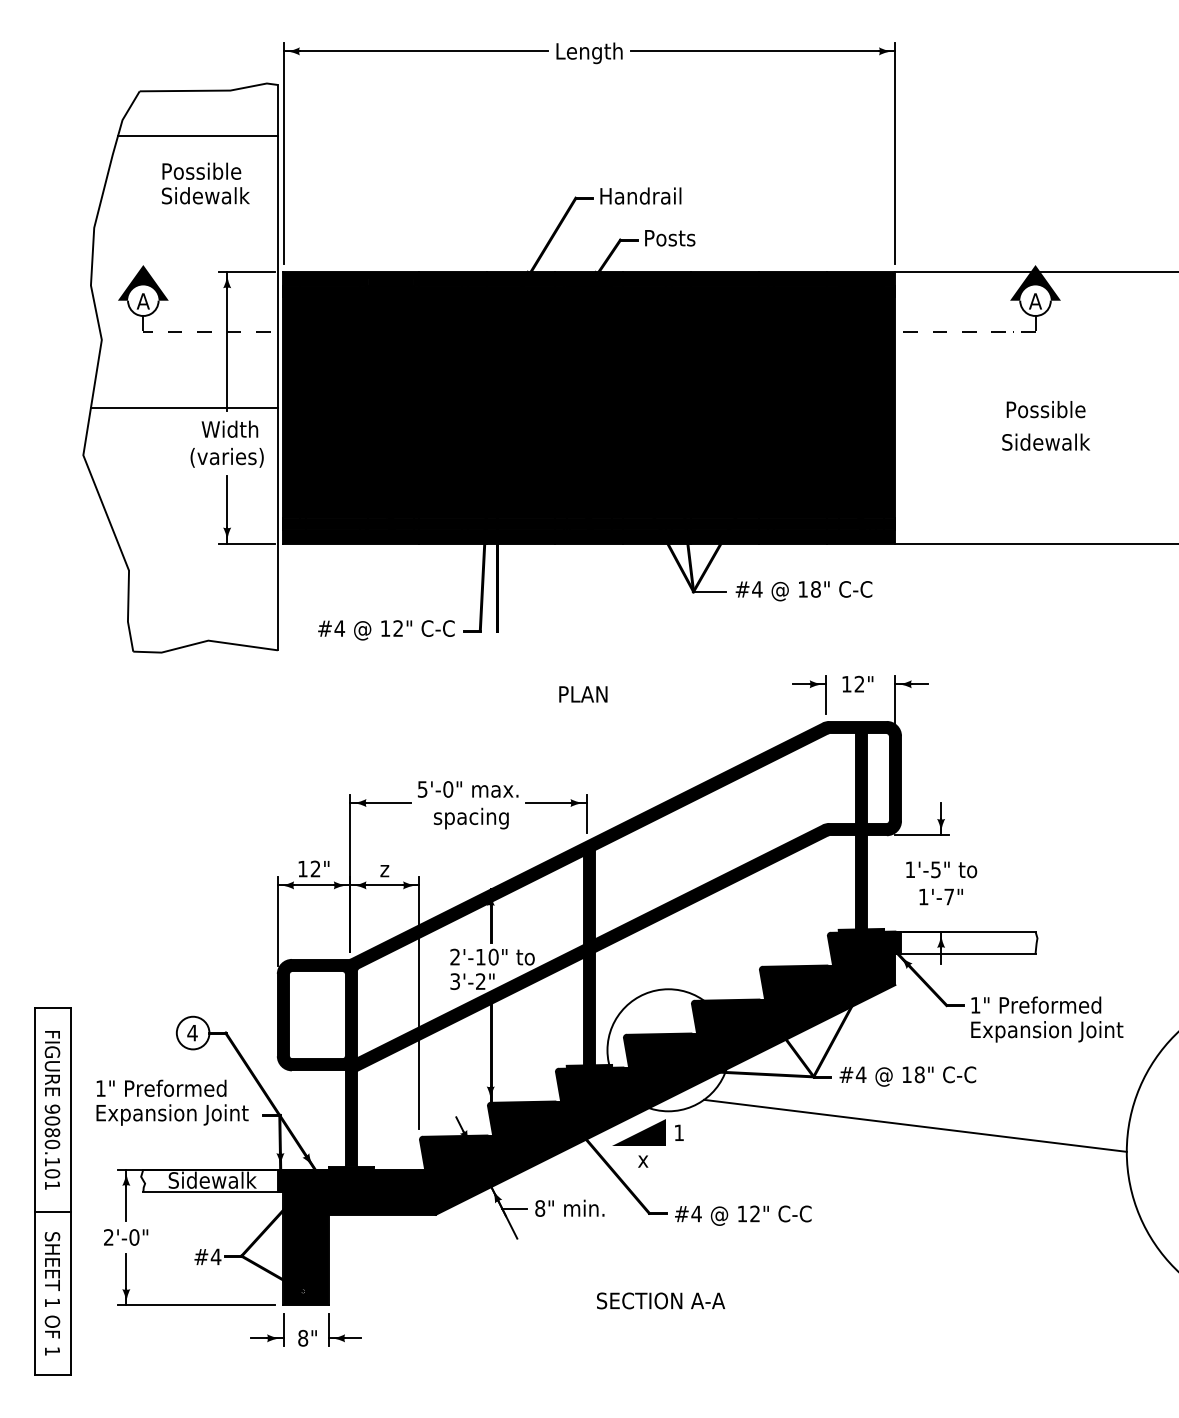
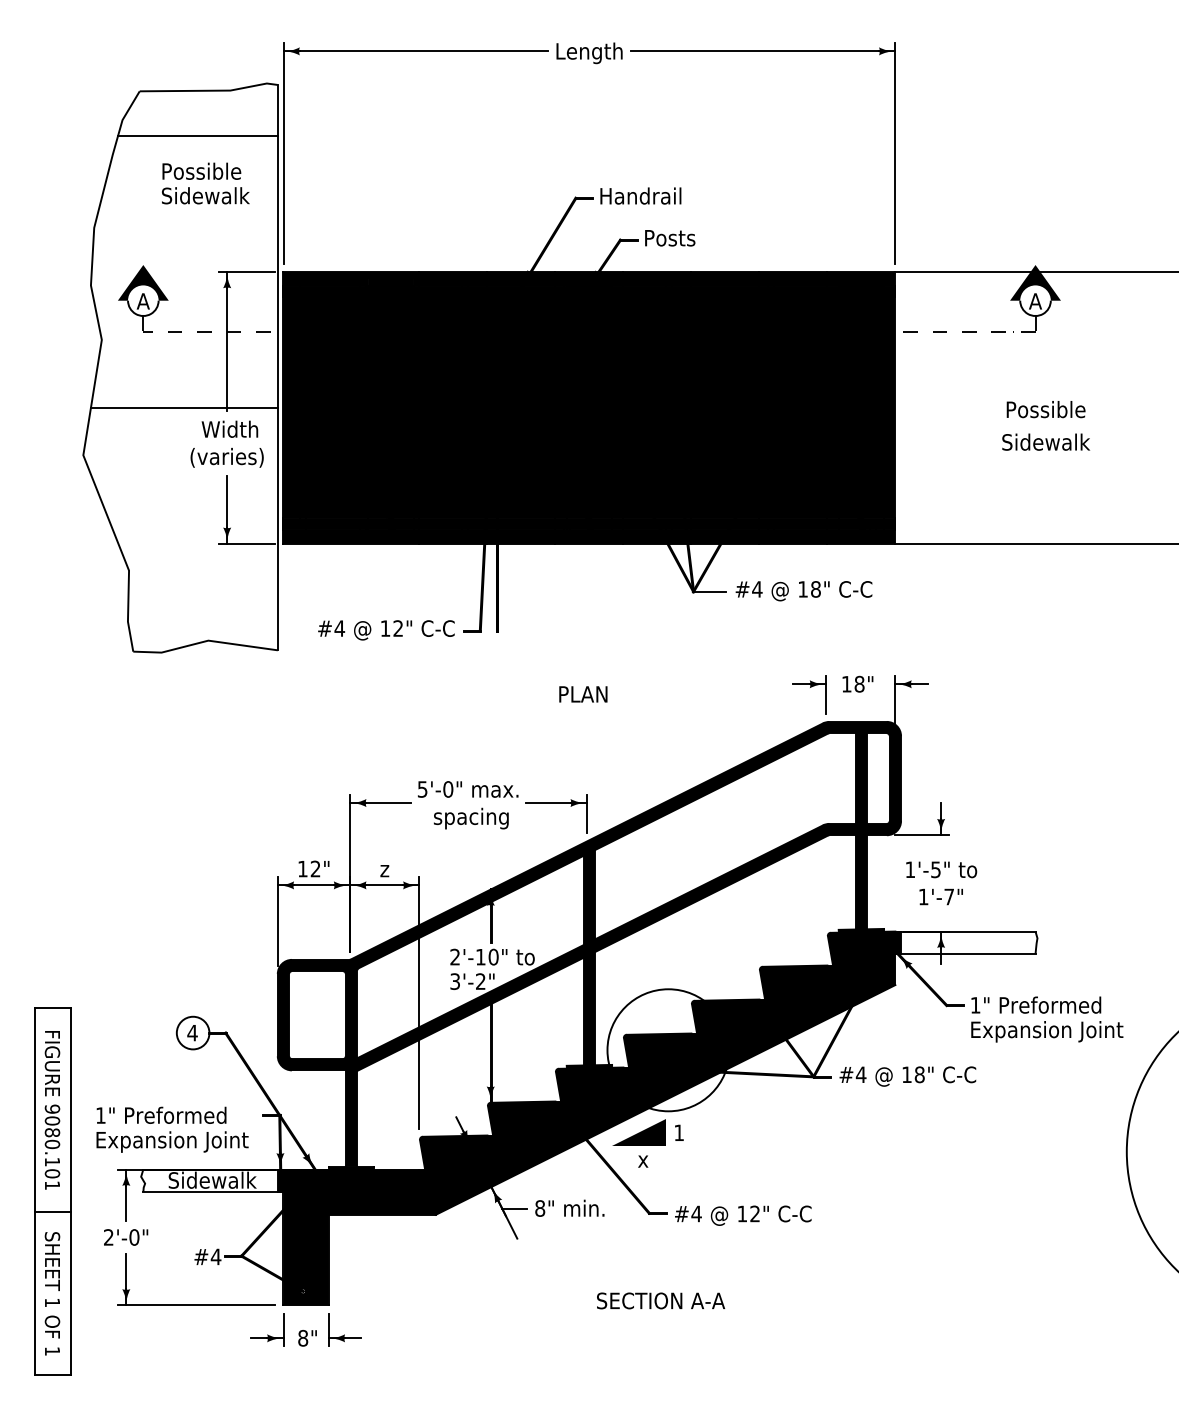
text: 12" -> 18" (859, 684)
text position: (172, 1102) -> (172, 1129) (172, 1129)
line: present -> none (915, 1125)
